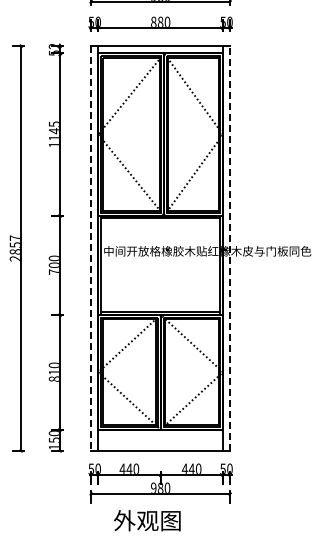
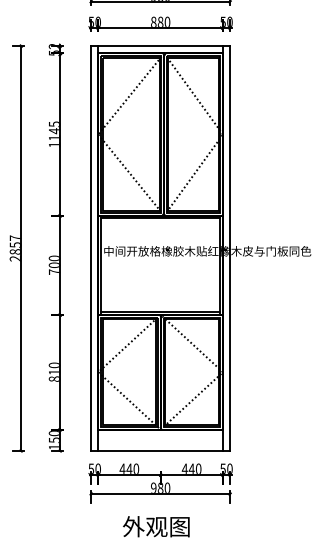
line: dashed -> solid (230, 247)
line: dashed -> solid (91, 248)
text position: (147, 520) -> (156, 526) (156, 526)
